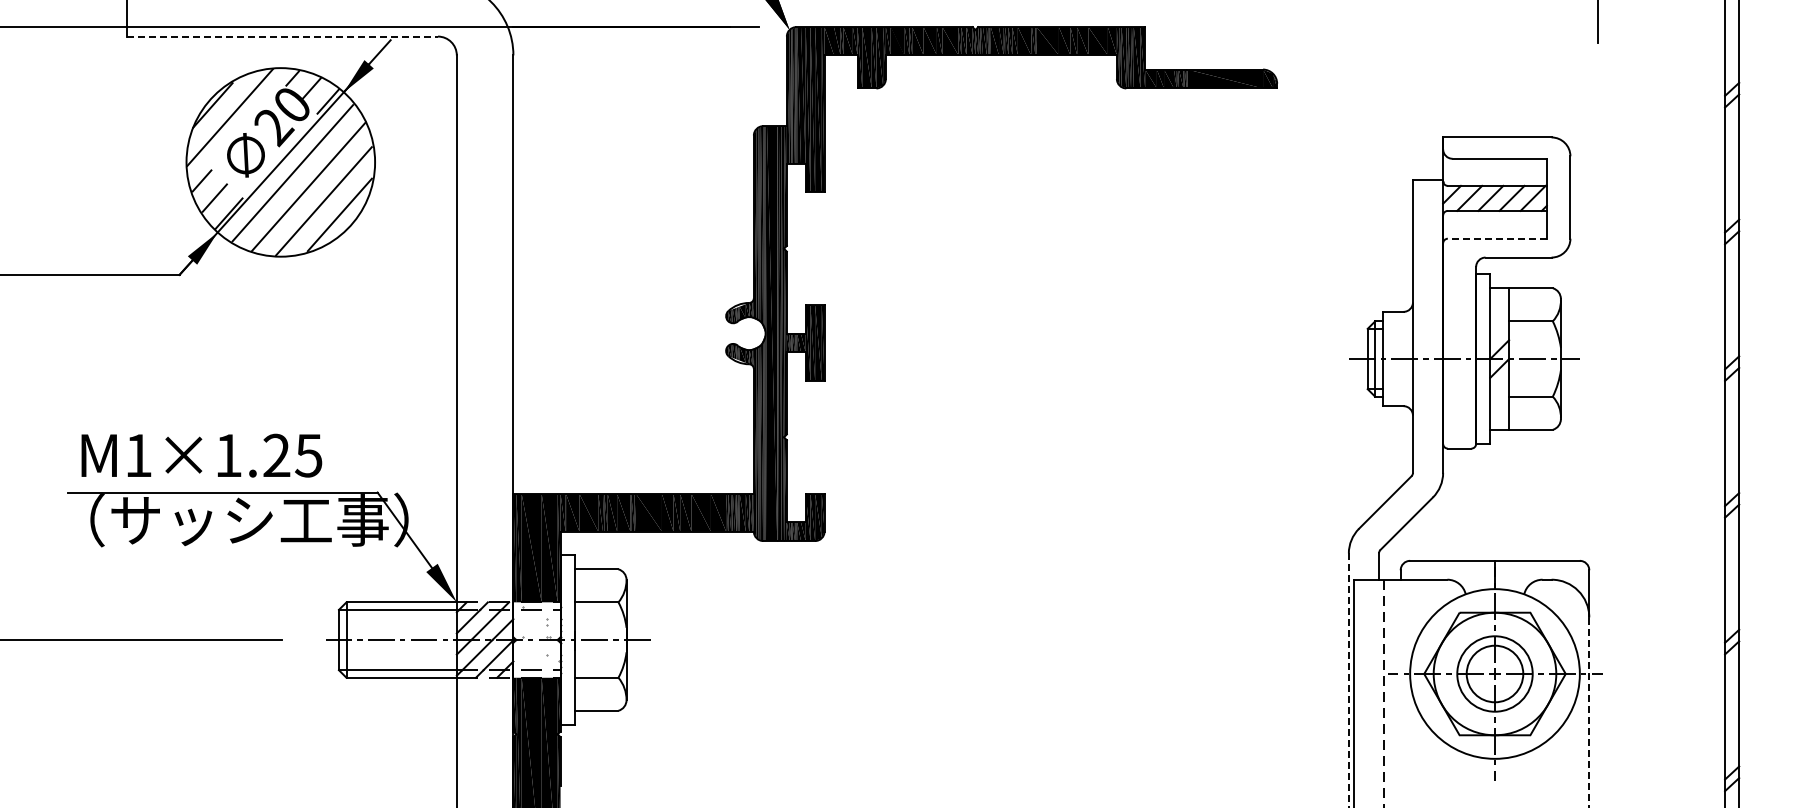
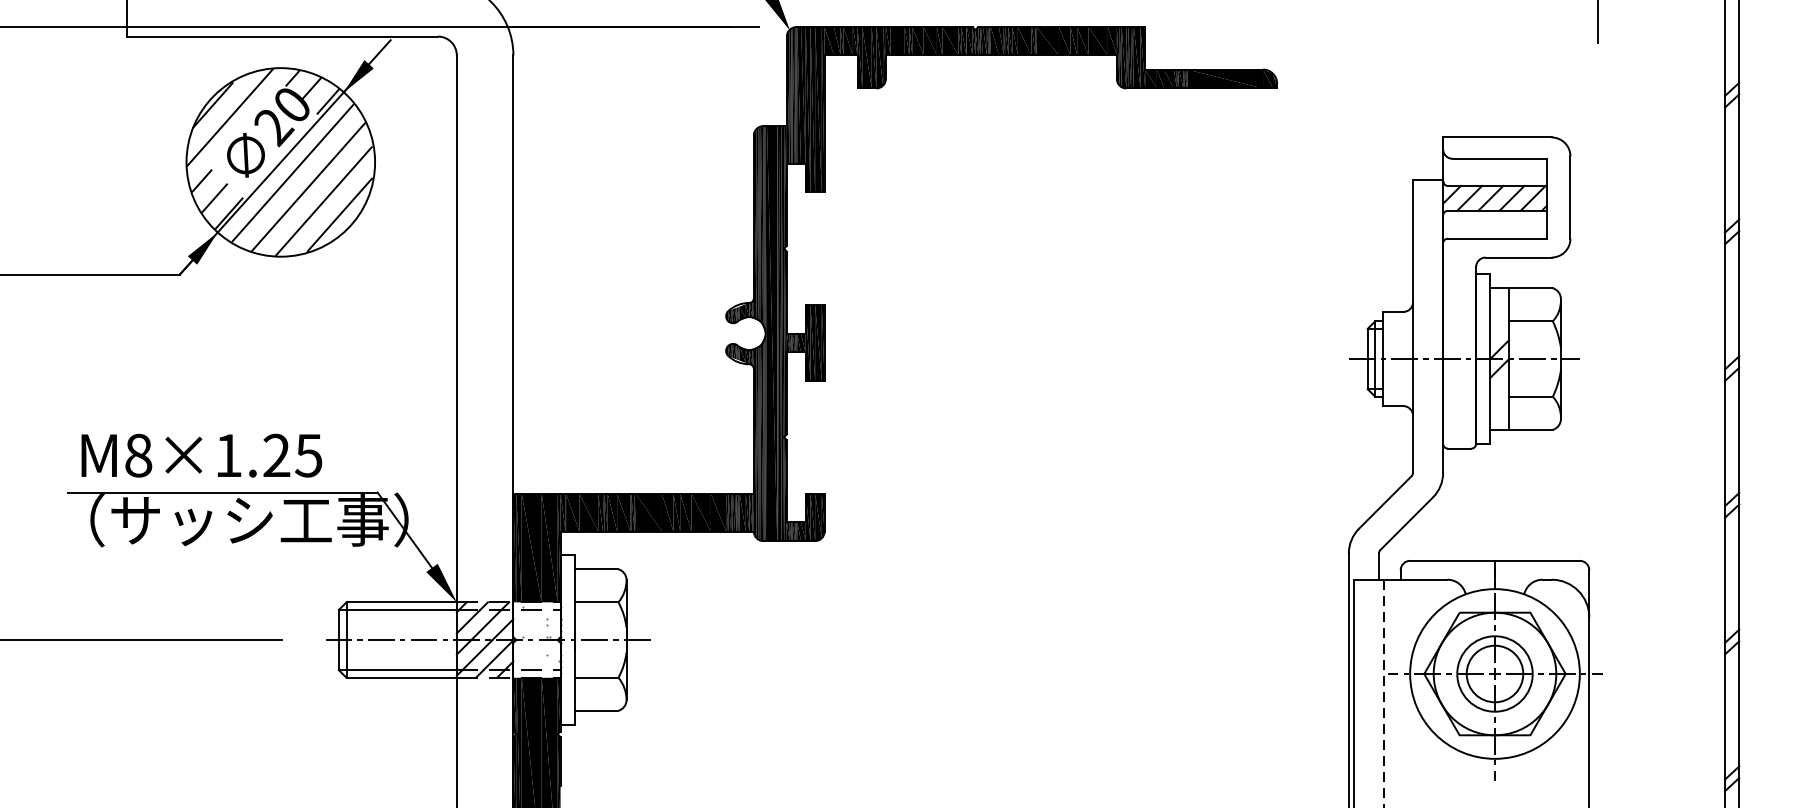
line: dashed -> solid (282, 36)
line: dashed -> solid (1497, 238)
text: M1×1.25 -> M8×1.25 (138, 455)
line: dashed -> solid (1348, 681)
line: dashed -> solid (1589, 712)
